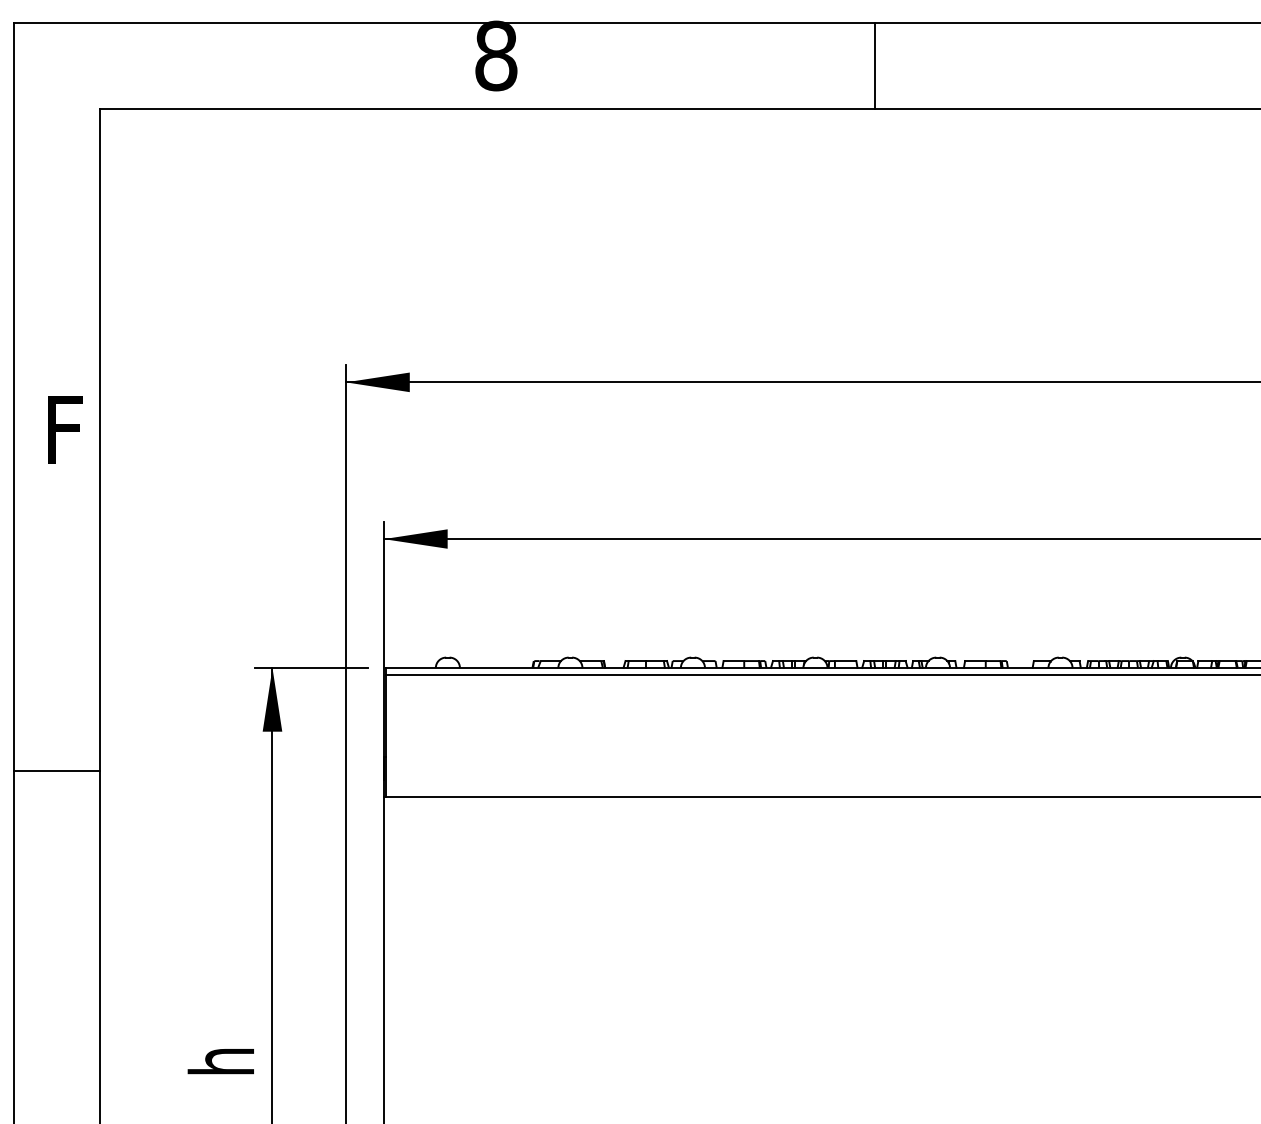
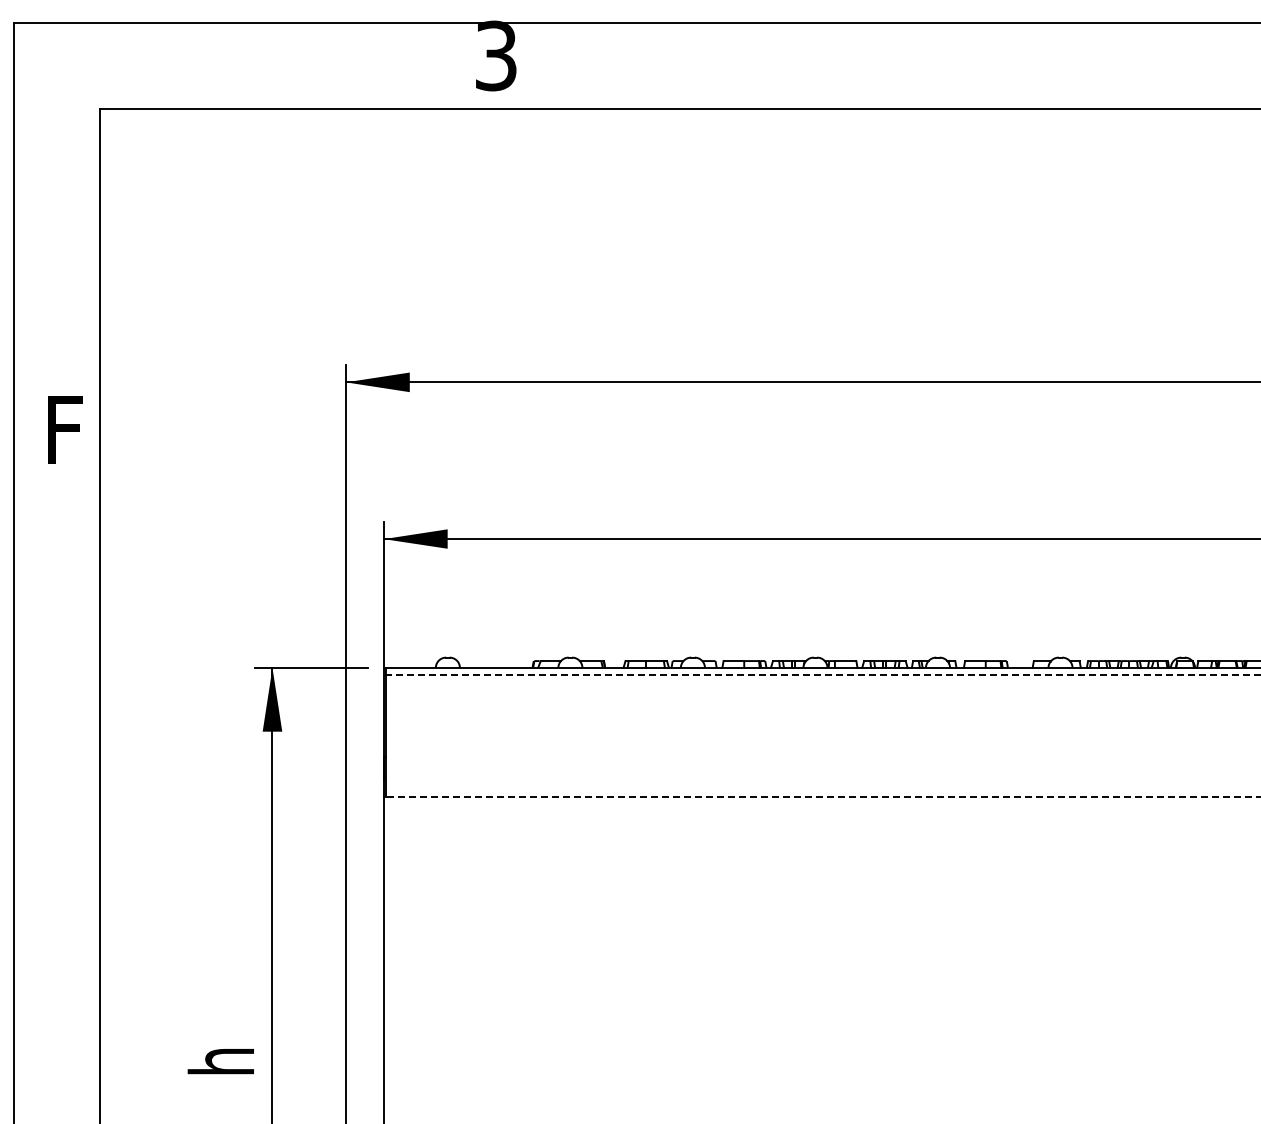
text: 8 -> 3 (496, 55)
line: present -> none (874, 65)
line: solid -> dashed (822, 674)
line: present -> none (57, 771)
line: solid -> dashed (821, 797)
